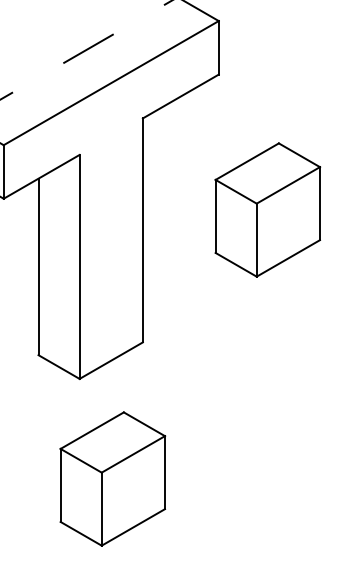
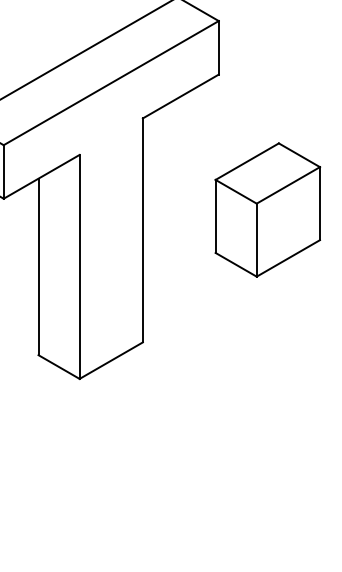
line: dashed -> solid (86, 49)
part: present -> none (112, 478)
